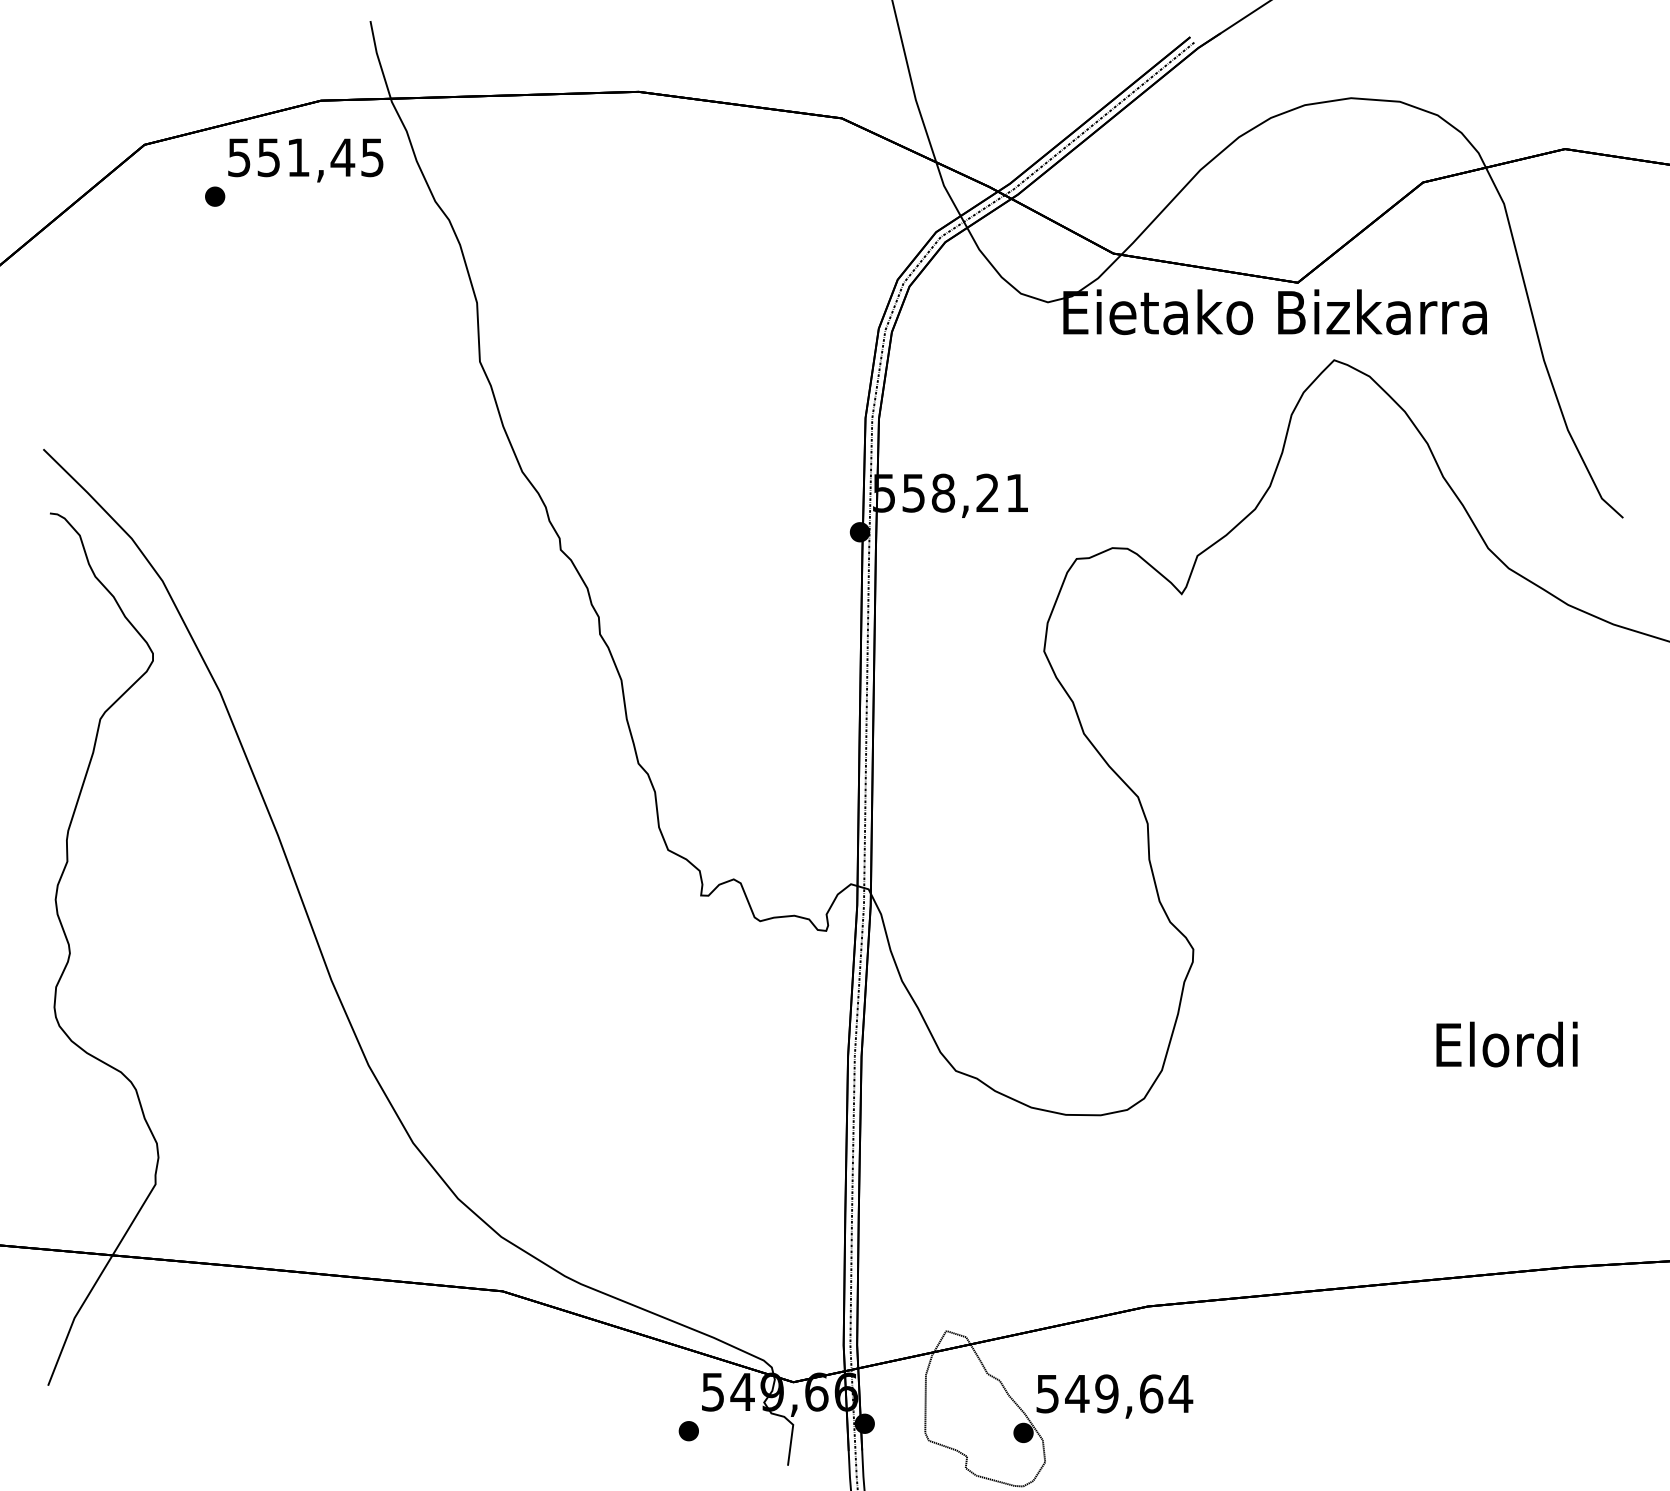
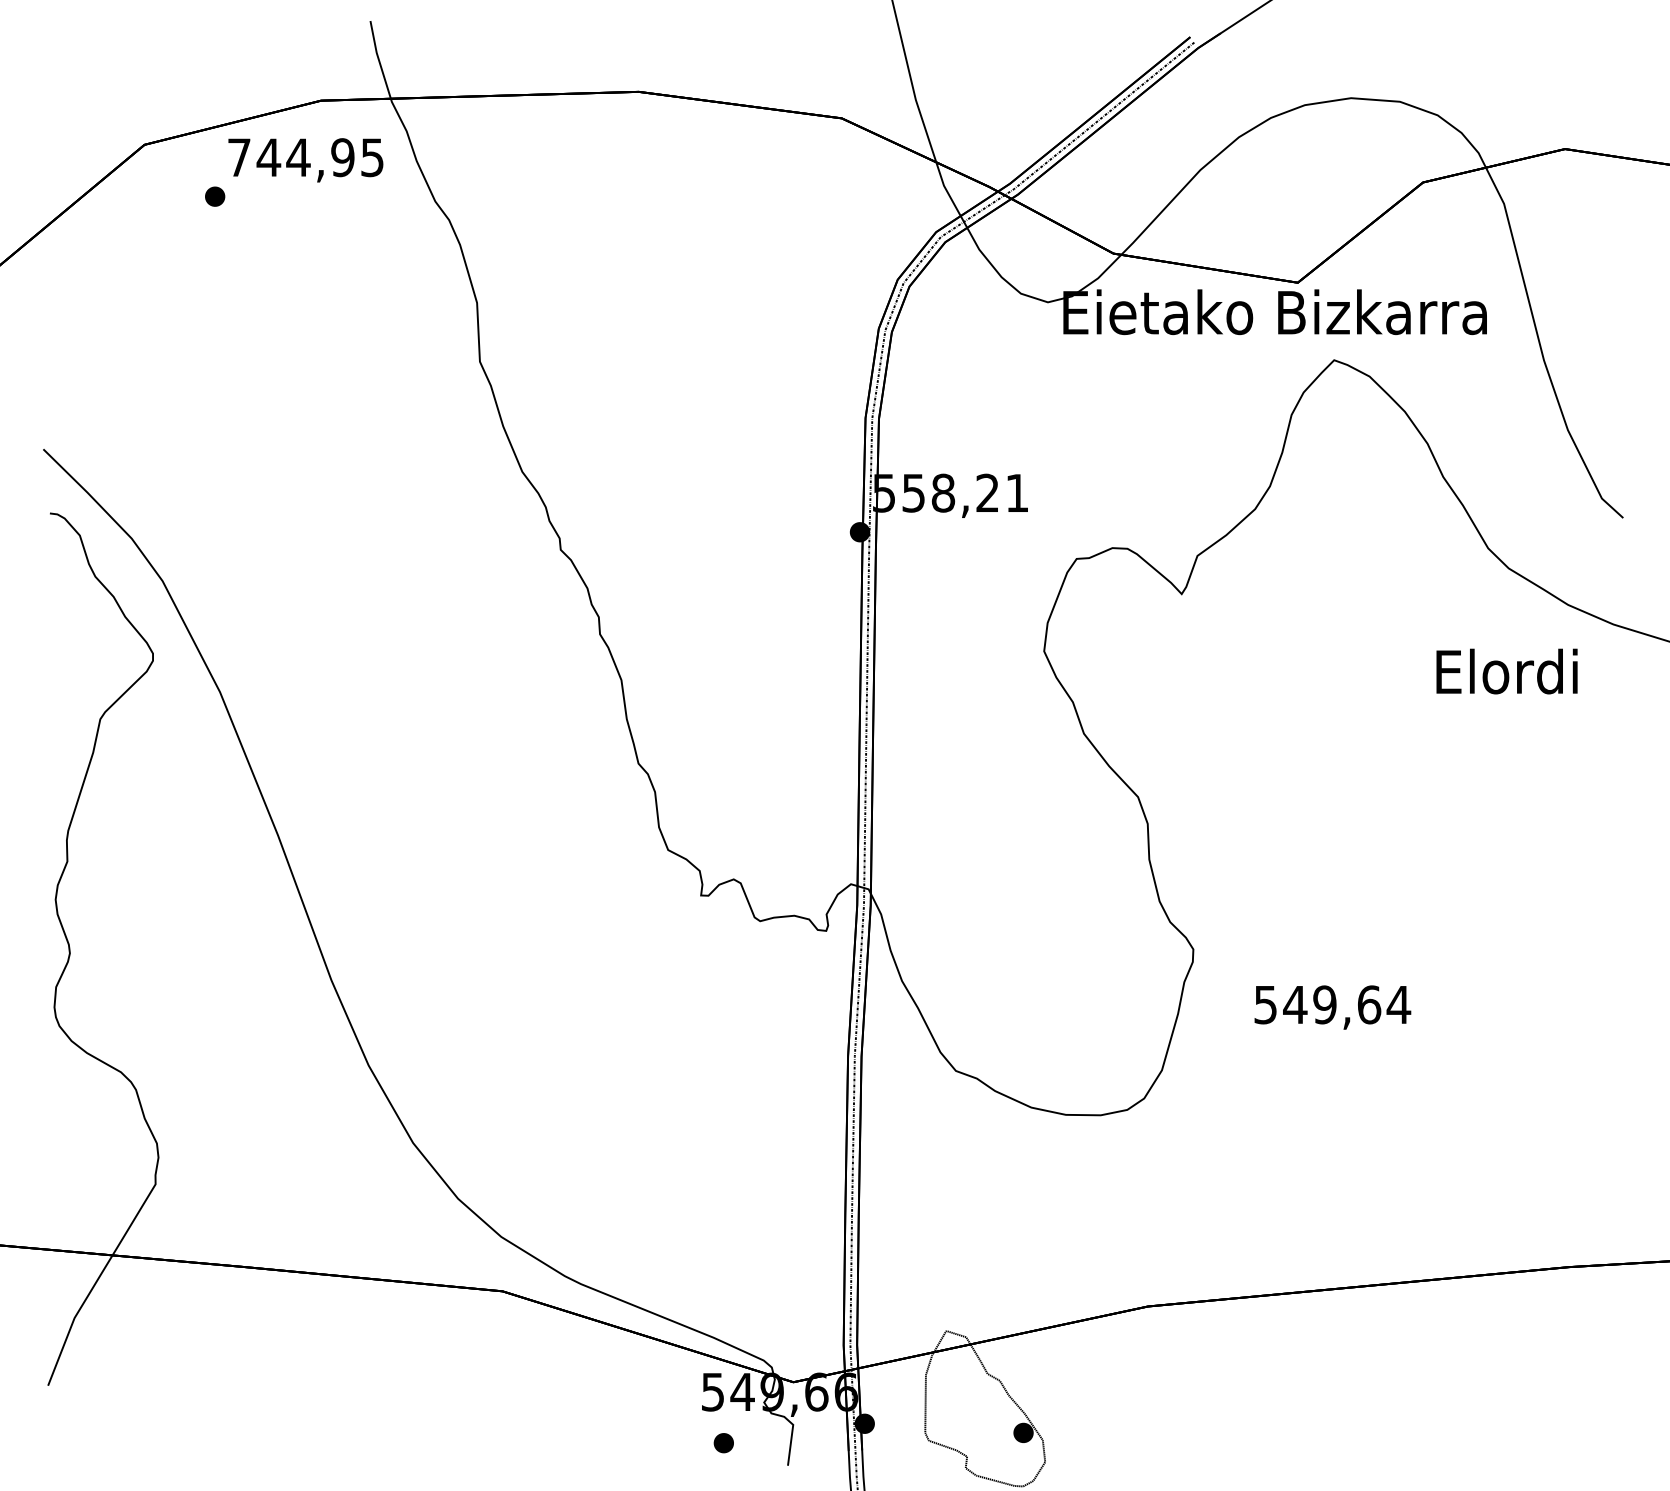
text: 551,45 -> 744,95 (291, 157)
text position: (1506, 1044) -> (1506, 671) (1506, 671)
text position: (1114, 1396) -> (1332, 1007) (1332, 1007)
part position: (688, 1431) -> (723, 1443) (723, 1443)
